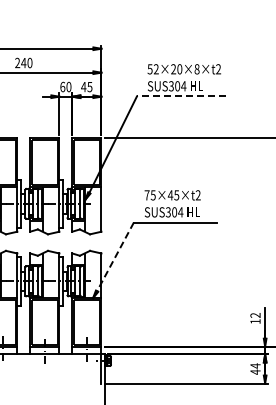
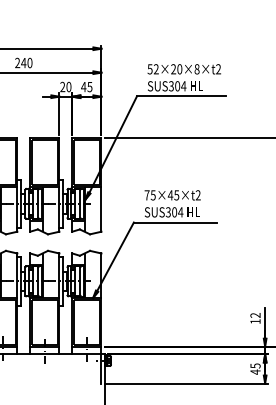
text: 60 -> 20 (62, 86)
line: dashed -> solid (181, 96)
line: dashed -> solid (115, 256)
text: 44 -> 45 (255, 365)
